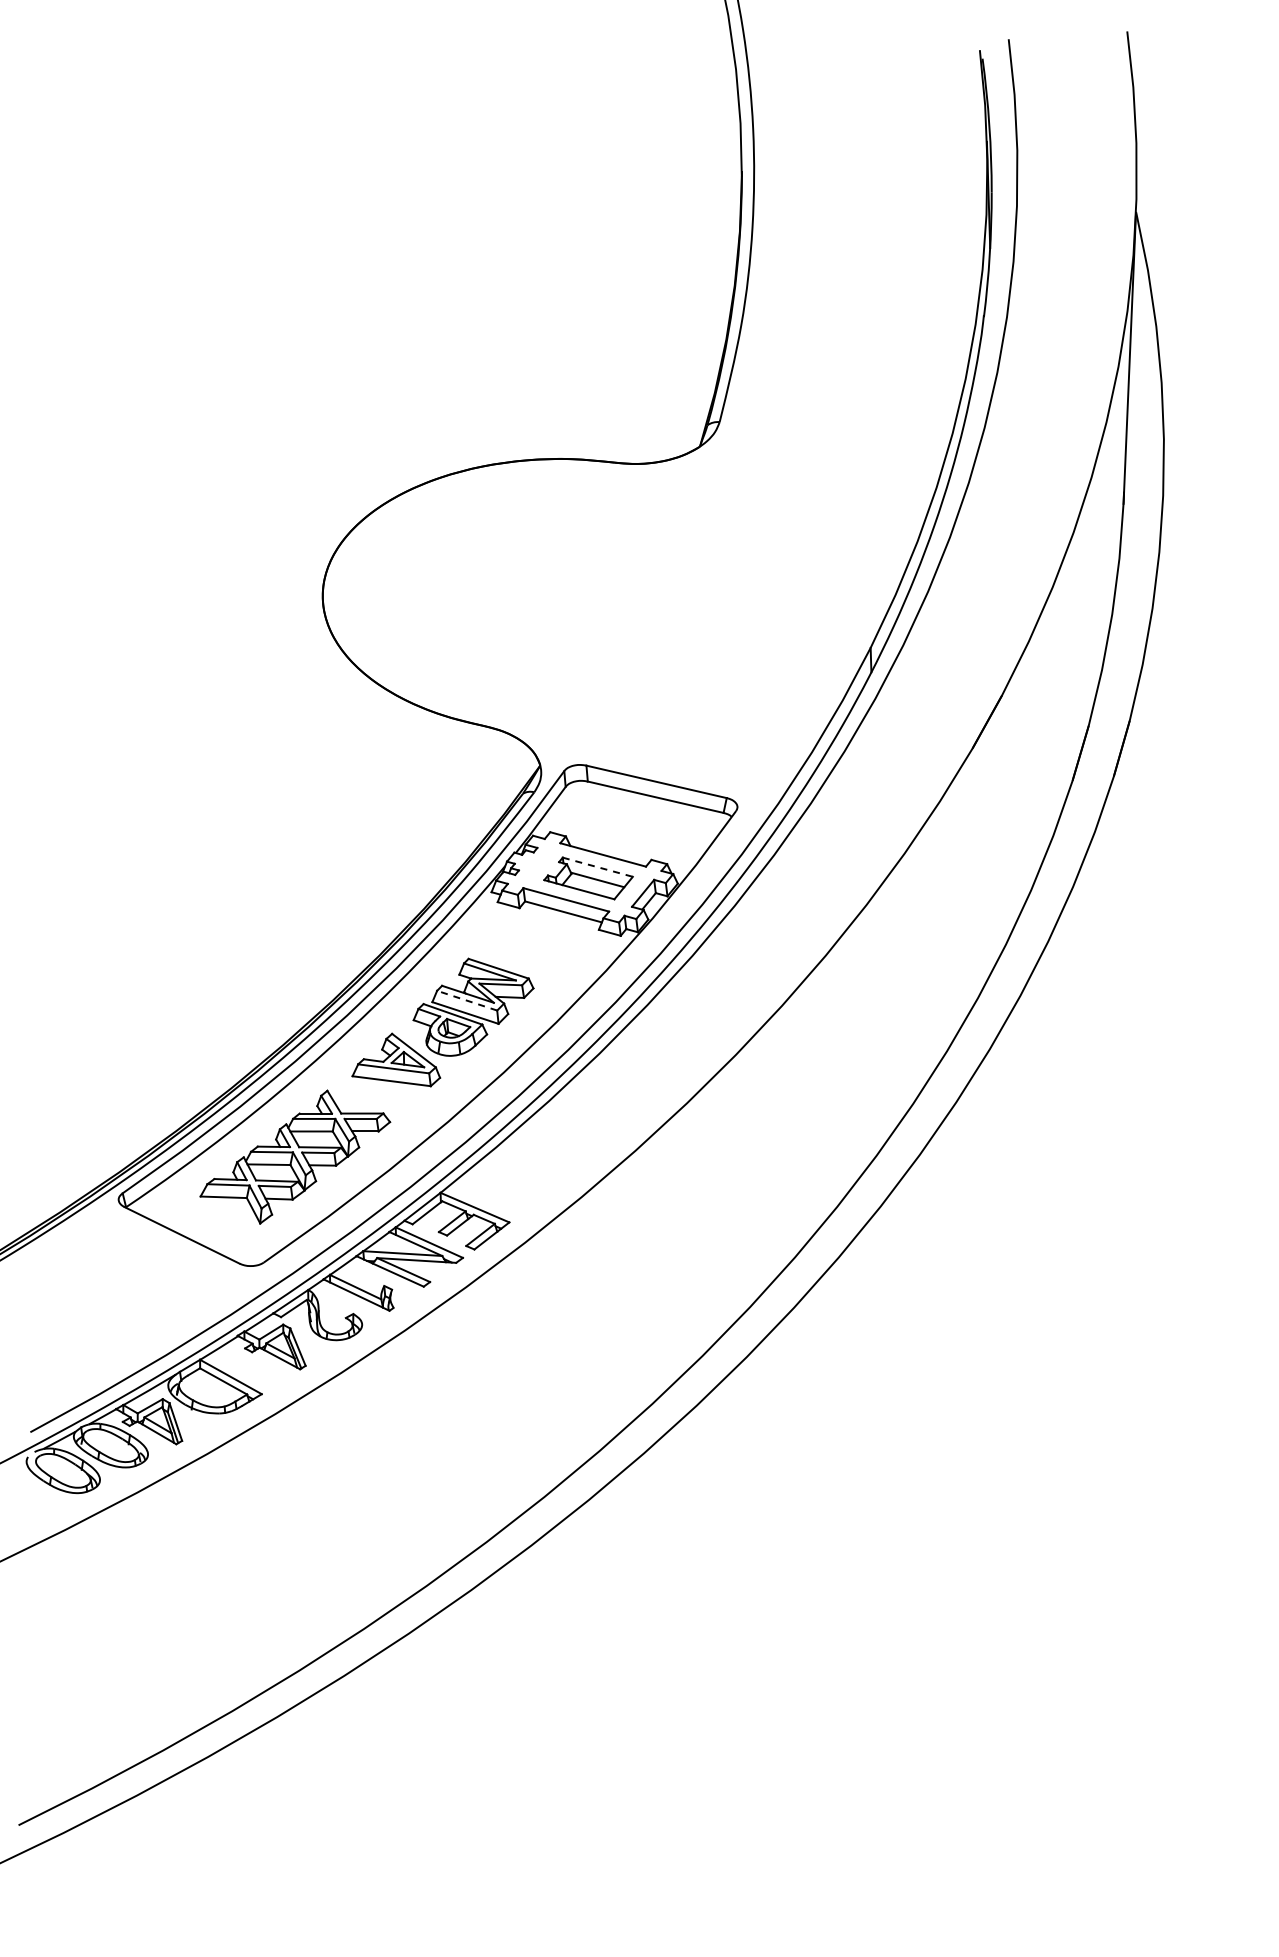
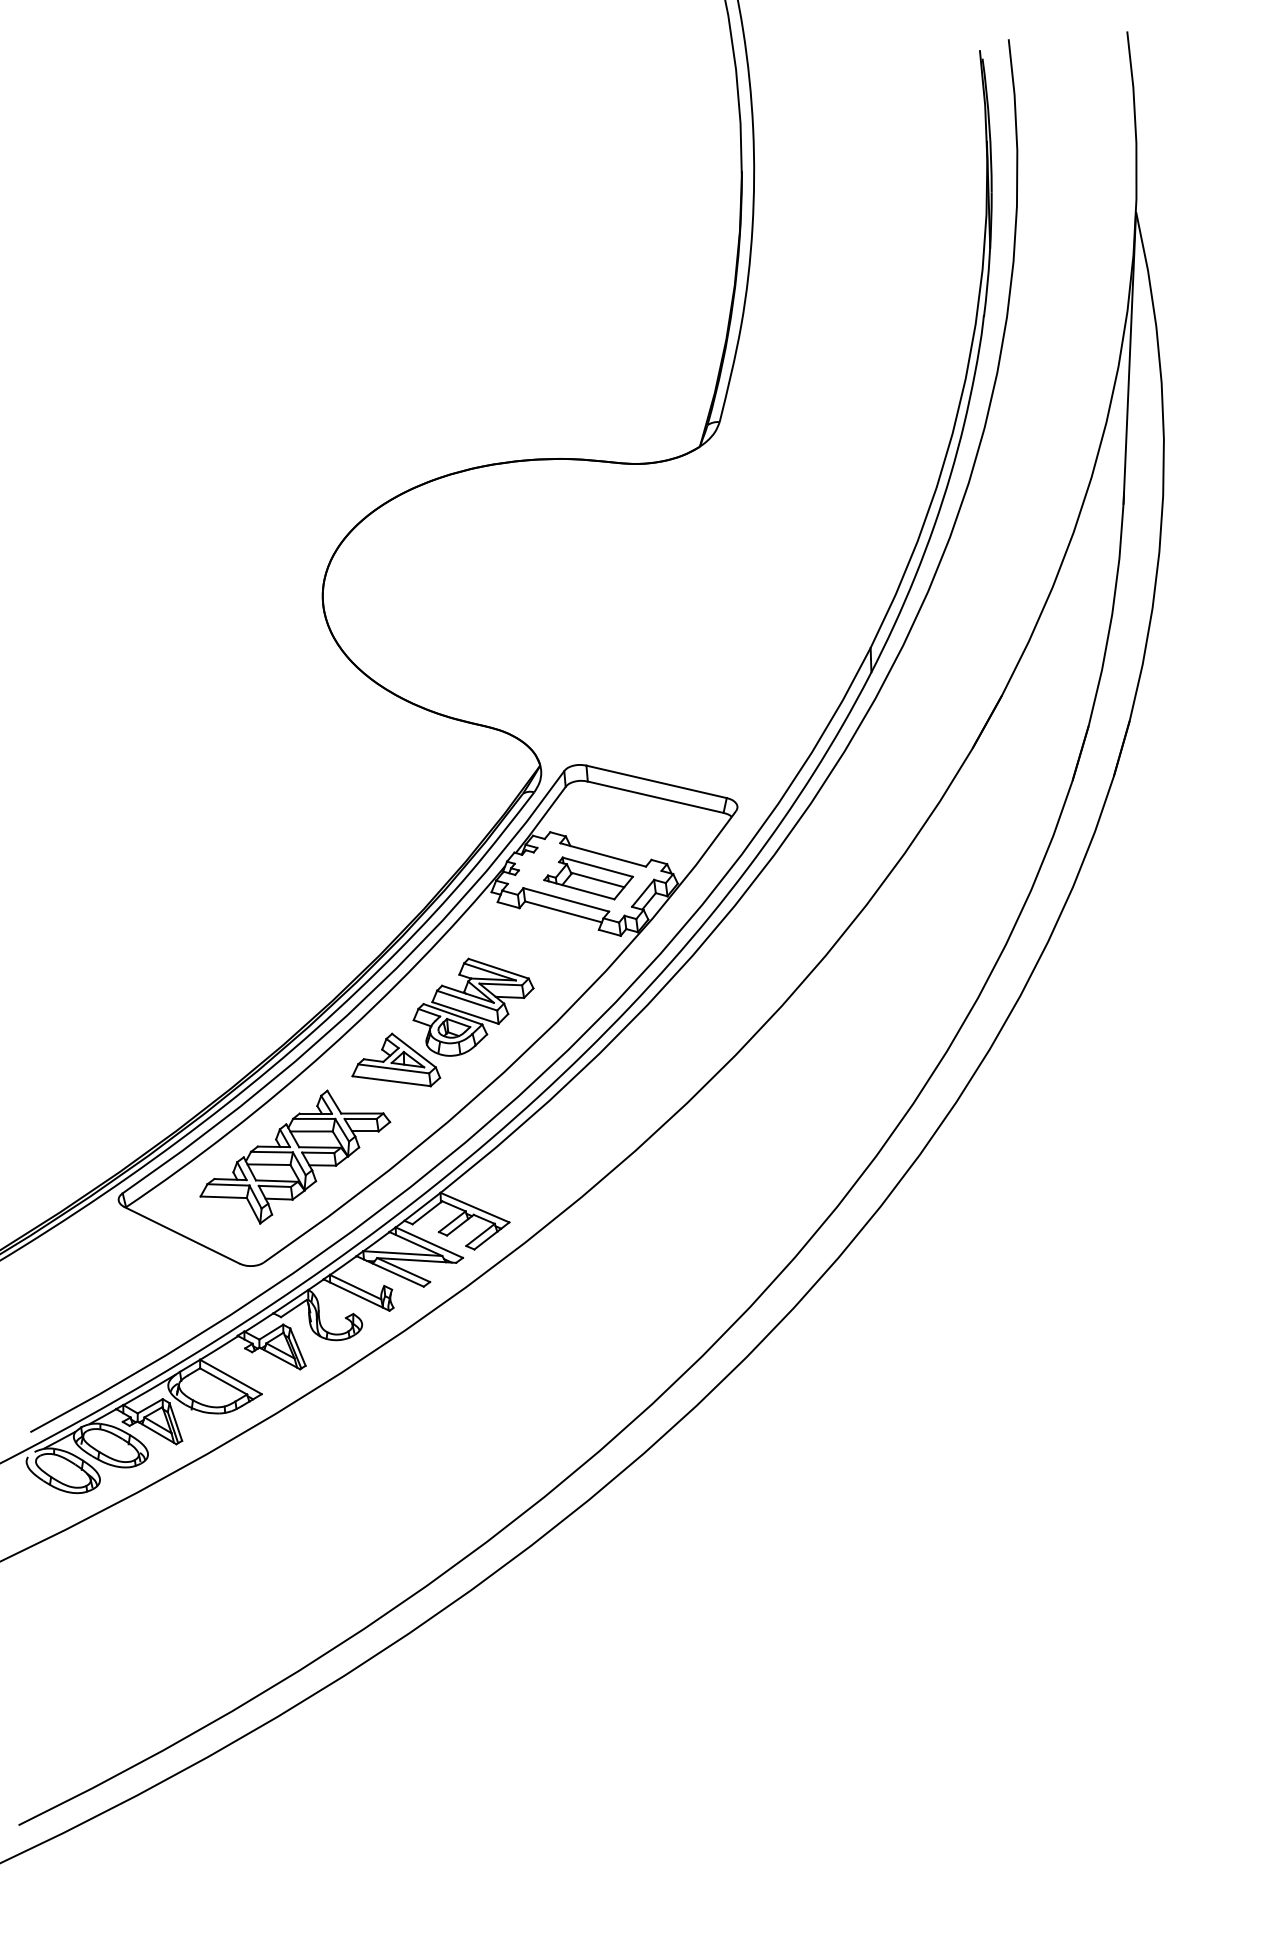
line: dashed -> solid (598, 867)
line: dashed -> solid (467, 1000)
